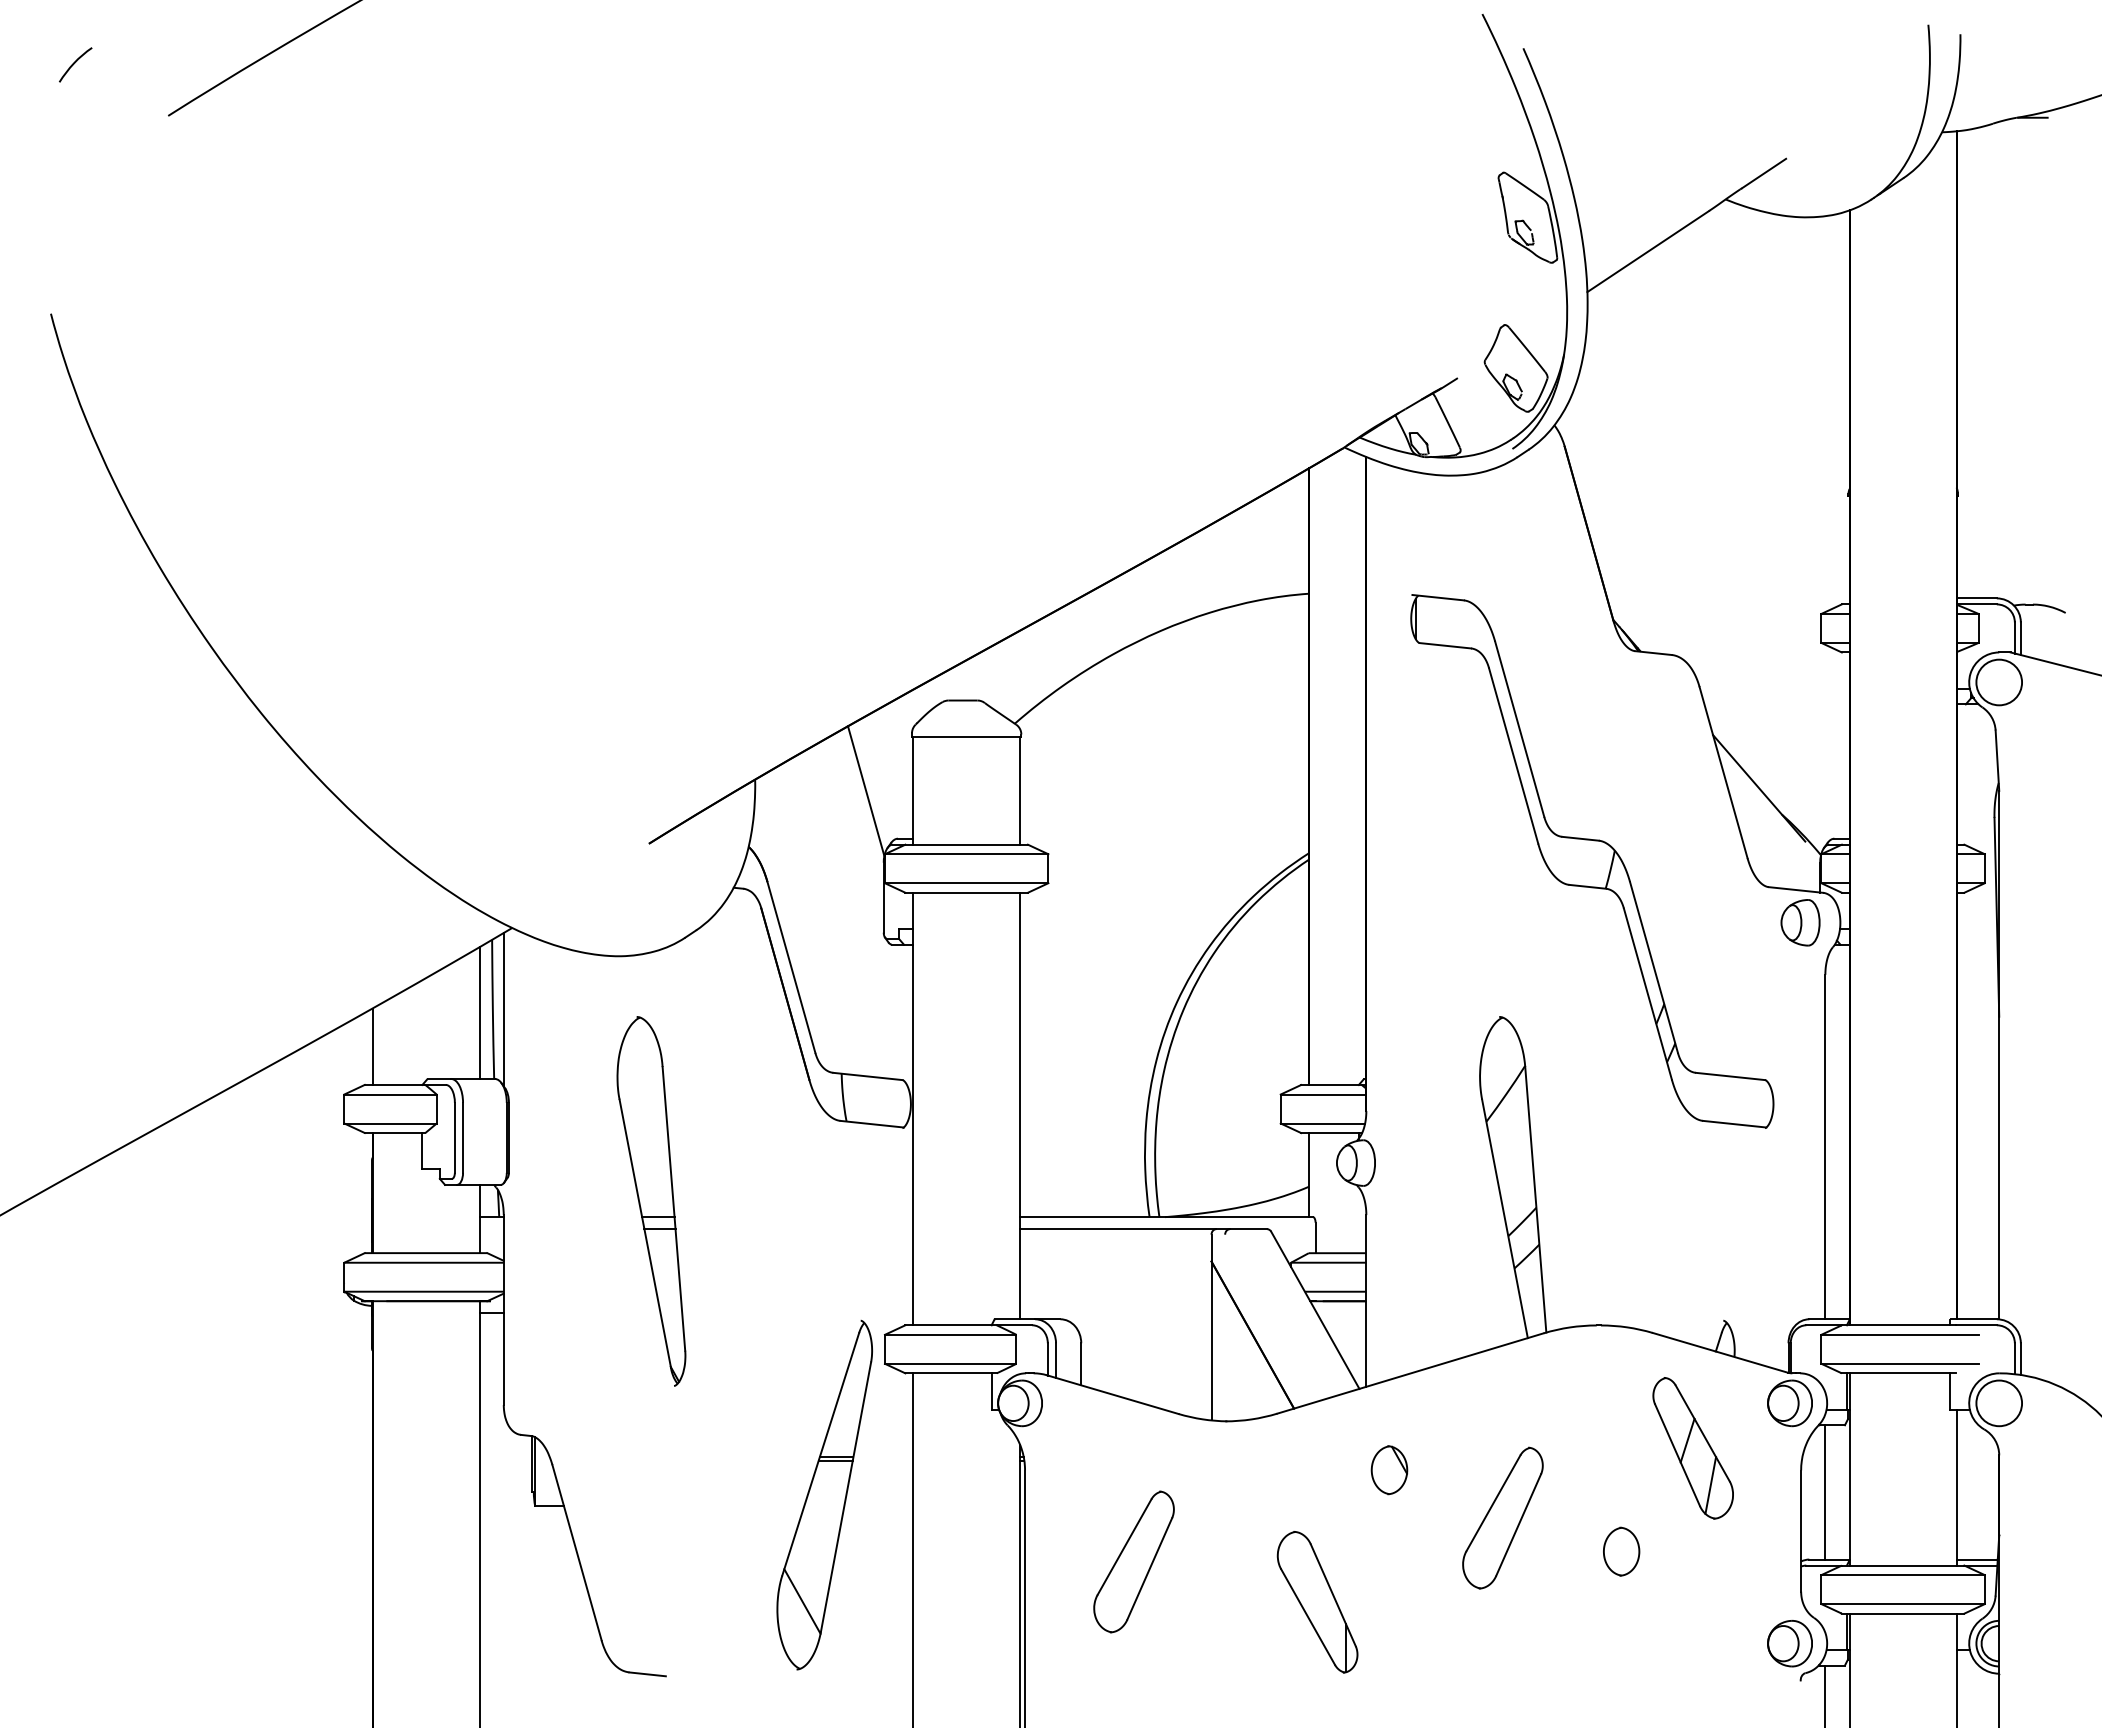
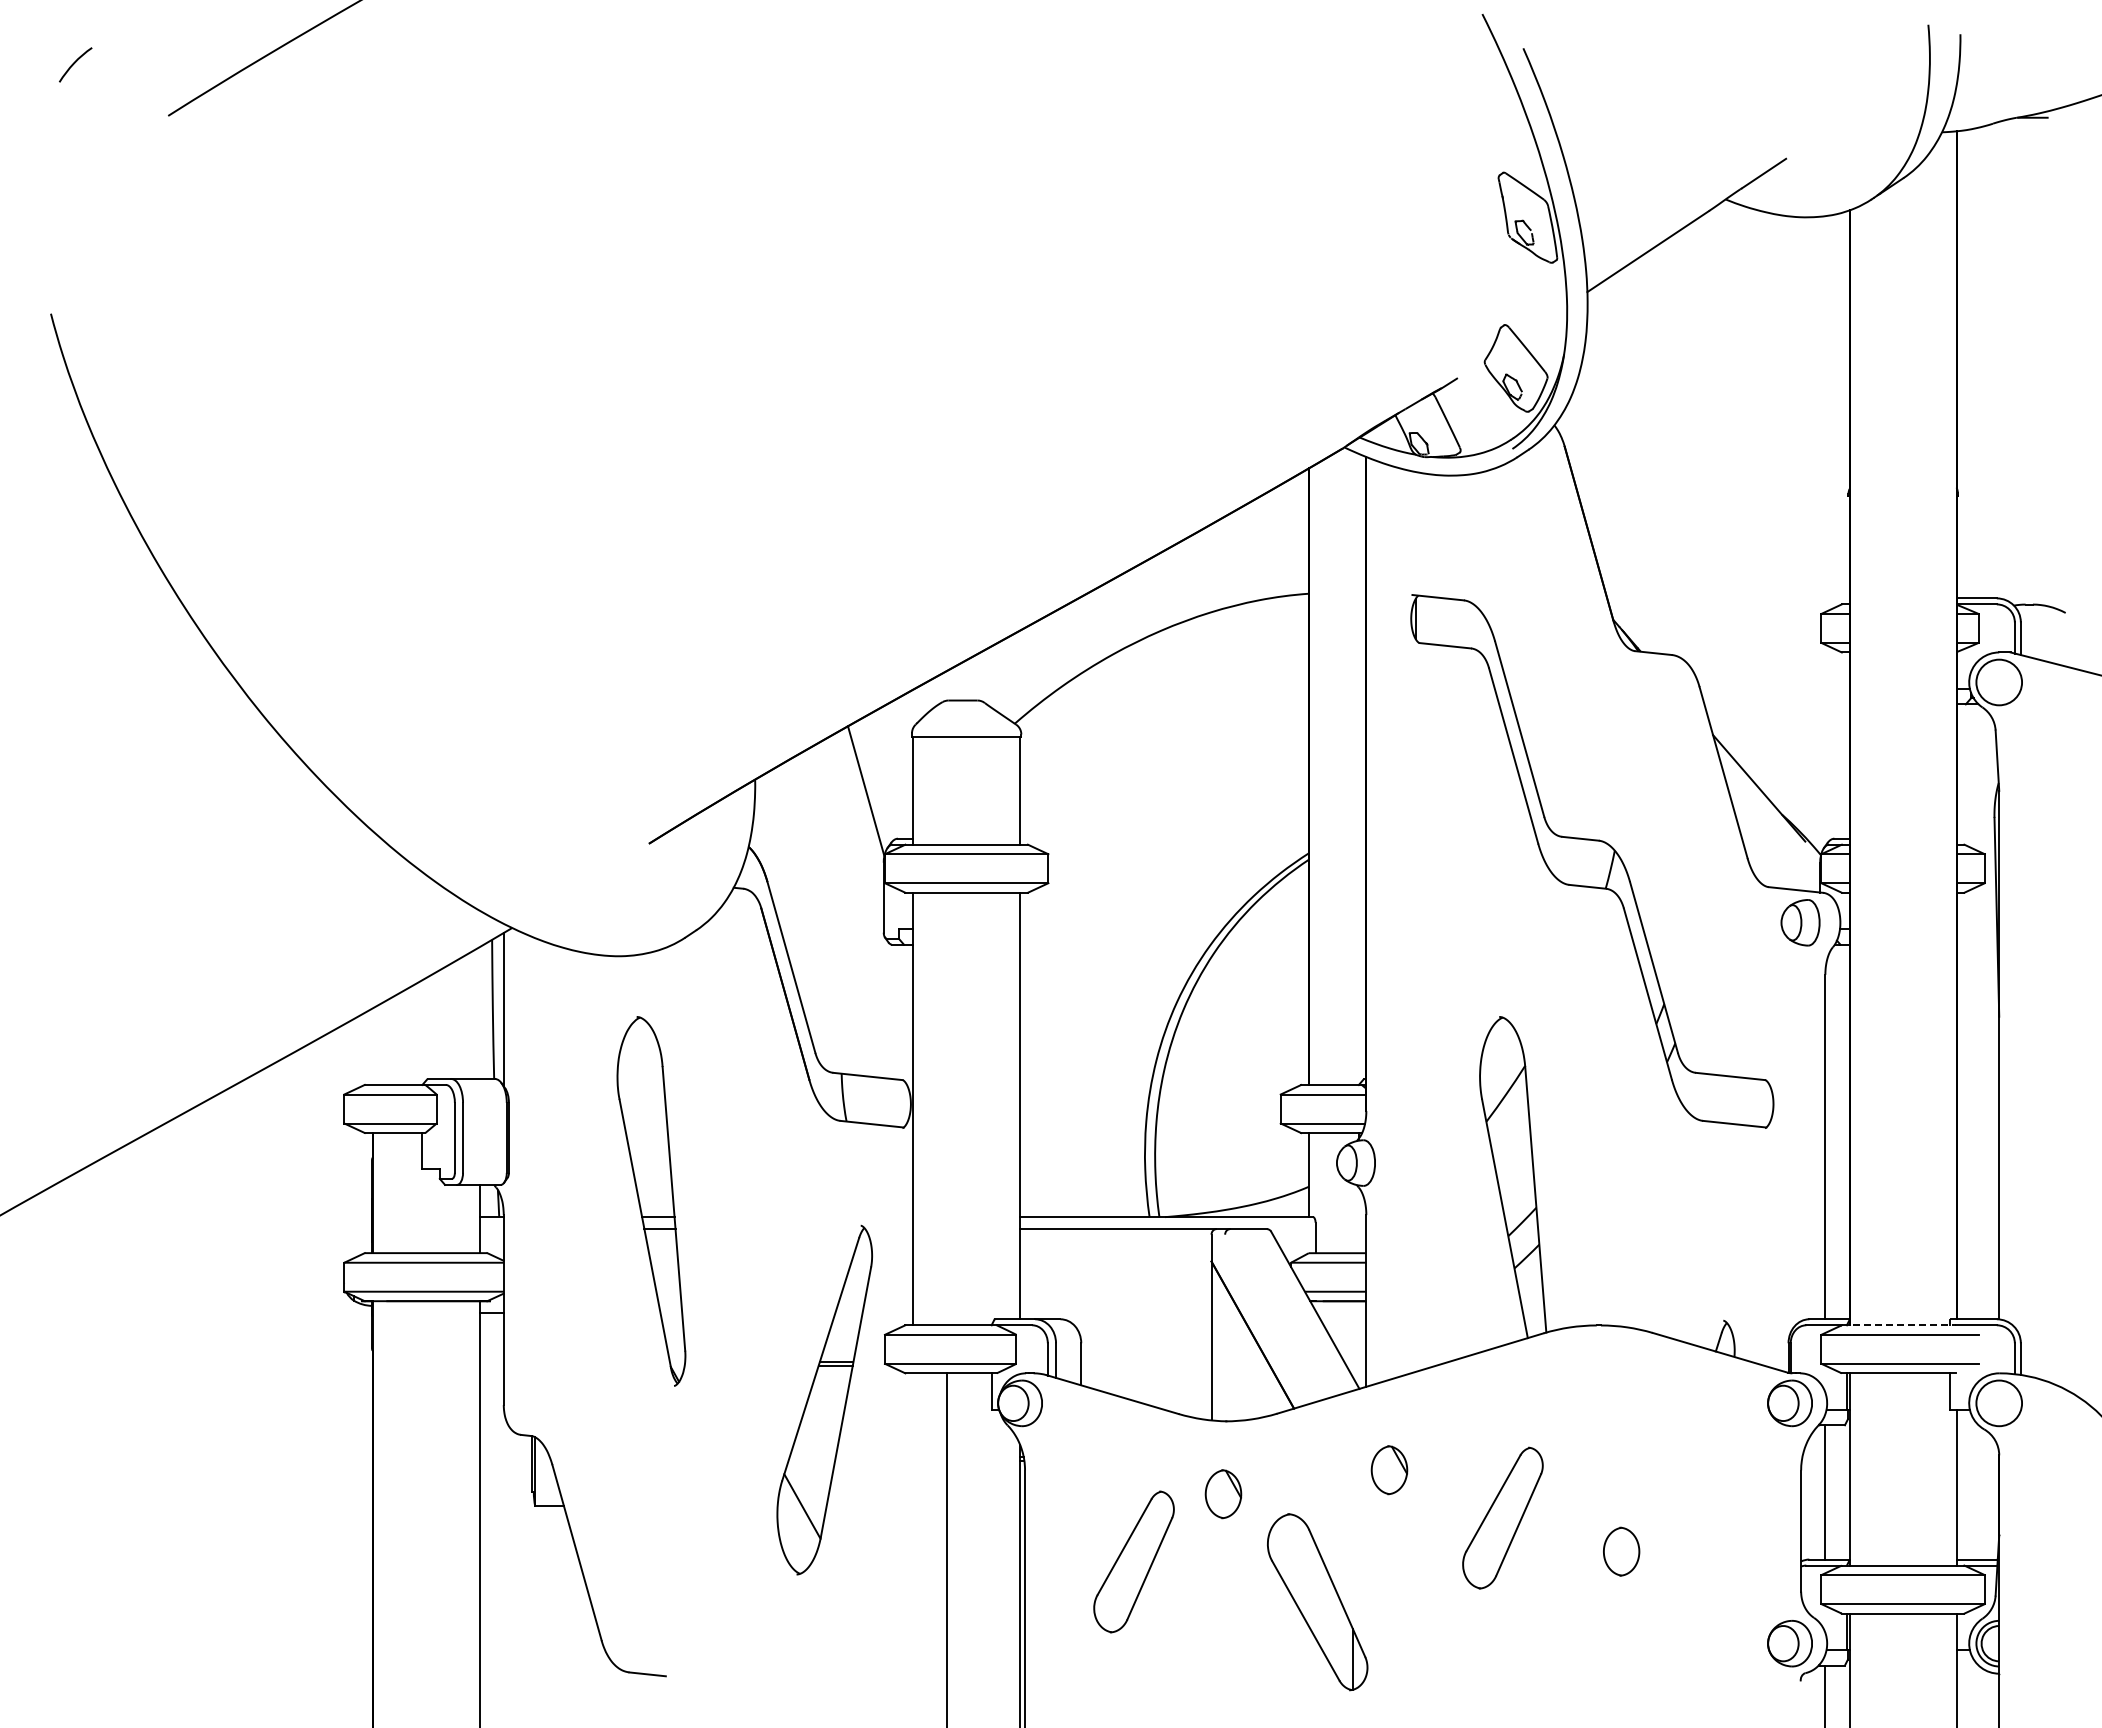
line: present -> none (479, 1012)
line: present -> none (372, 1046)
line: solid -> dashed (1899, 1325)
part: present -> none (1692, 1448)
part position: (824, 1494) -> (824, 1399) (824, 1399)
part: none -> present (1223, 1494)
line position: (913, 1548) -> (947, 1548) (947, 1548)
part size: 83x143 px -> 102x179 px (1317, 1602)
